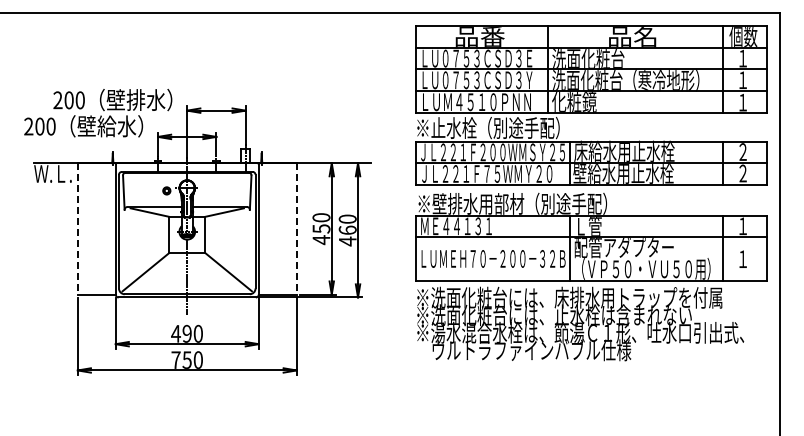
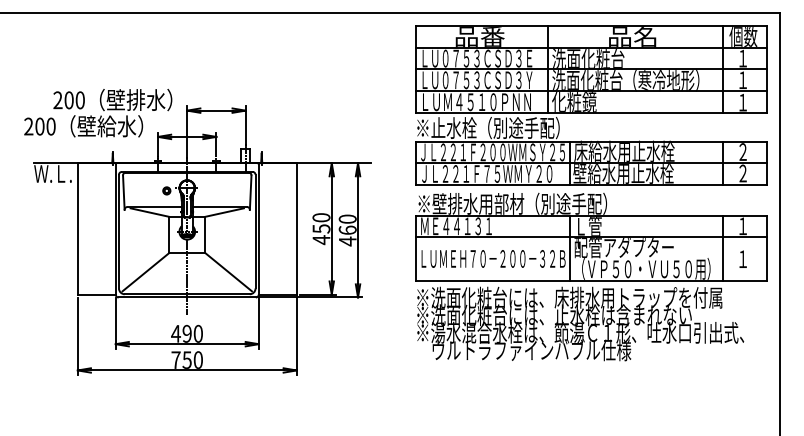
line: dashed -> solid (77, 228)
line: dashed -> solid (296, 228)
